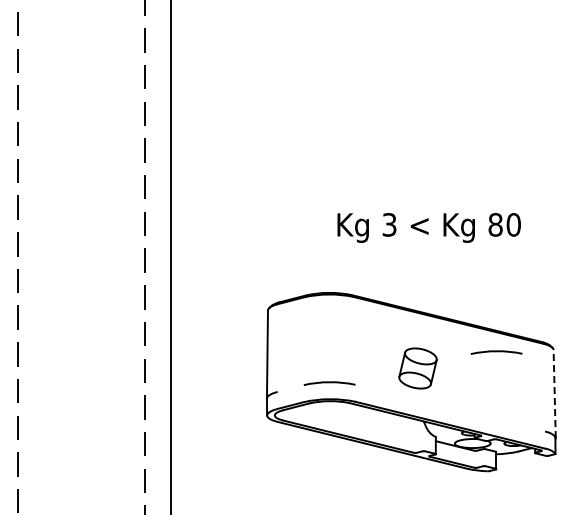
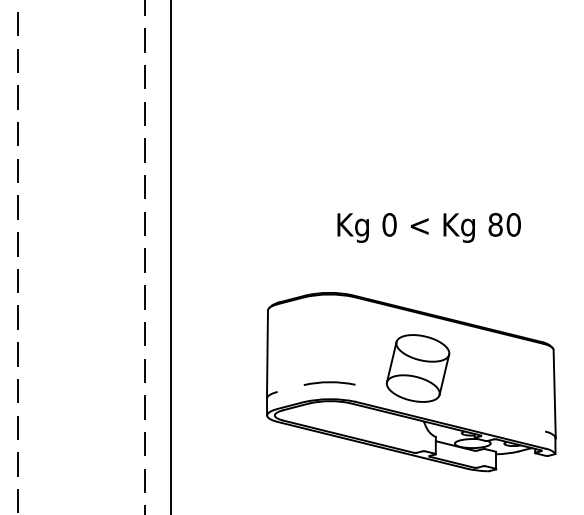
text: 3 -> 0 (389, 224)
arc: present -> none (496, 352)
part size: 40x43 px -> 66x69 px (417, 368)
line: dashed -> solid (554, 393)
